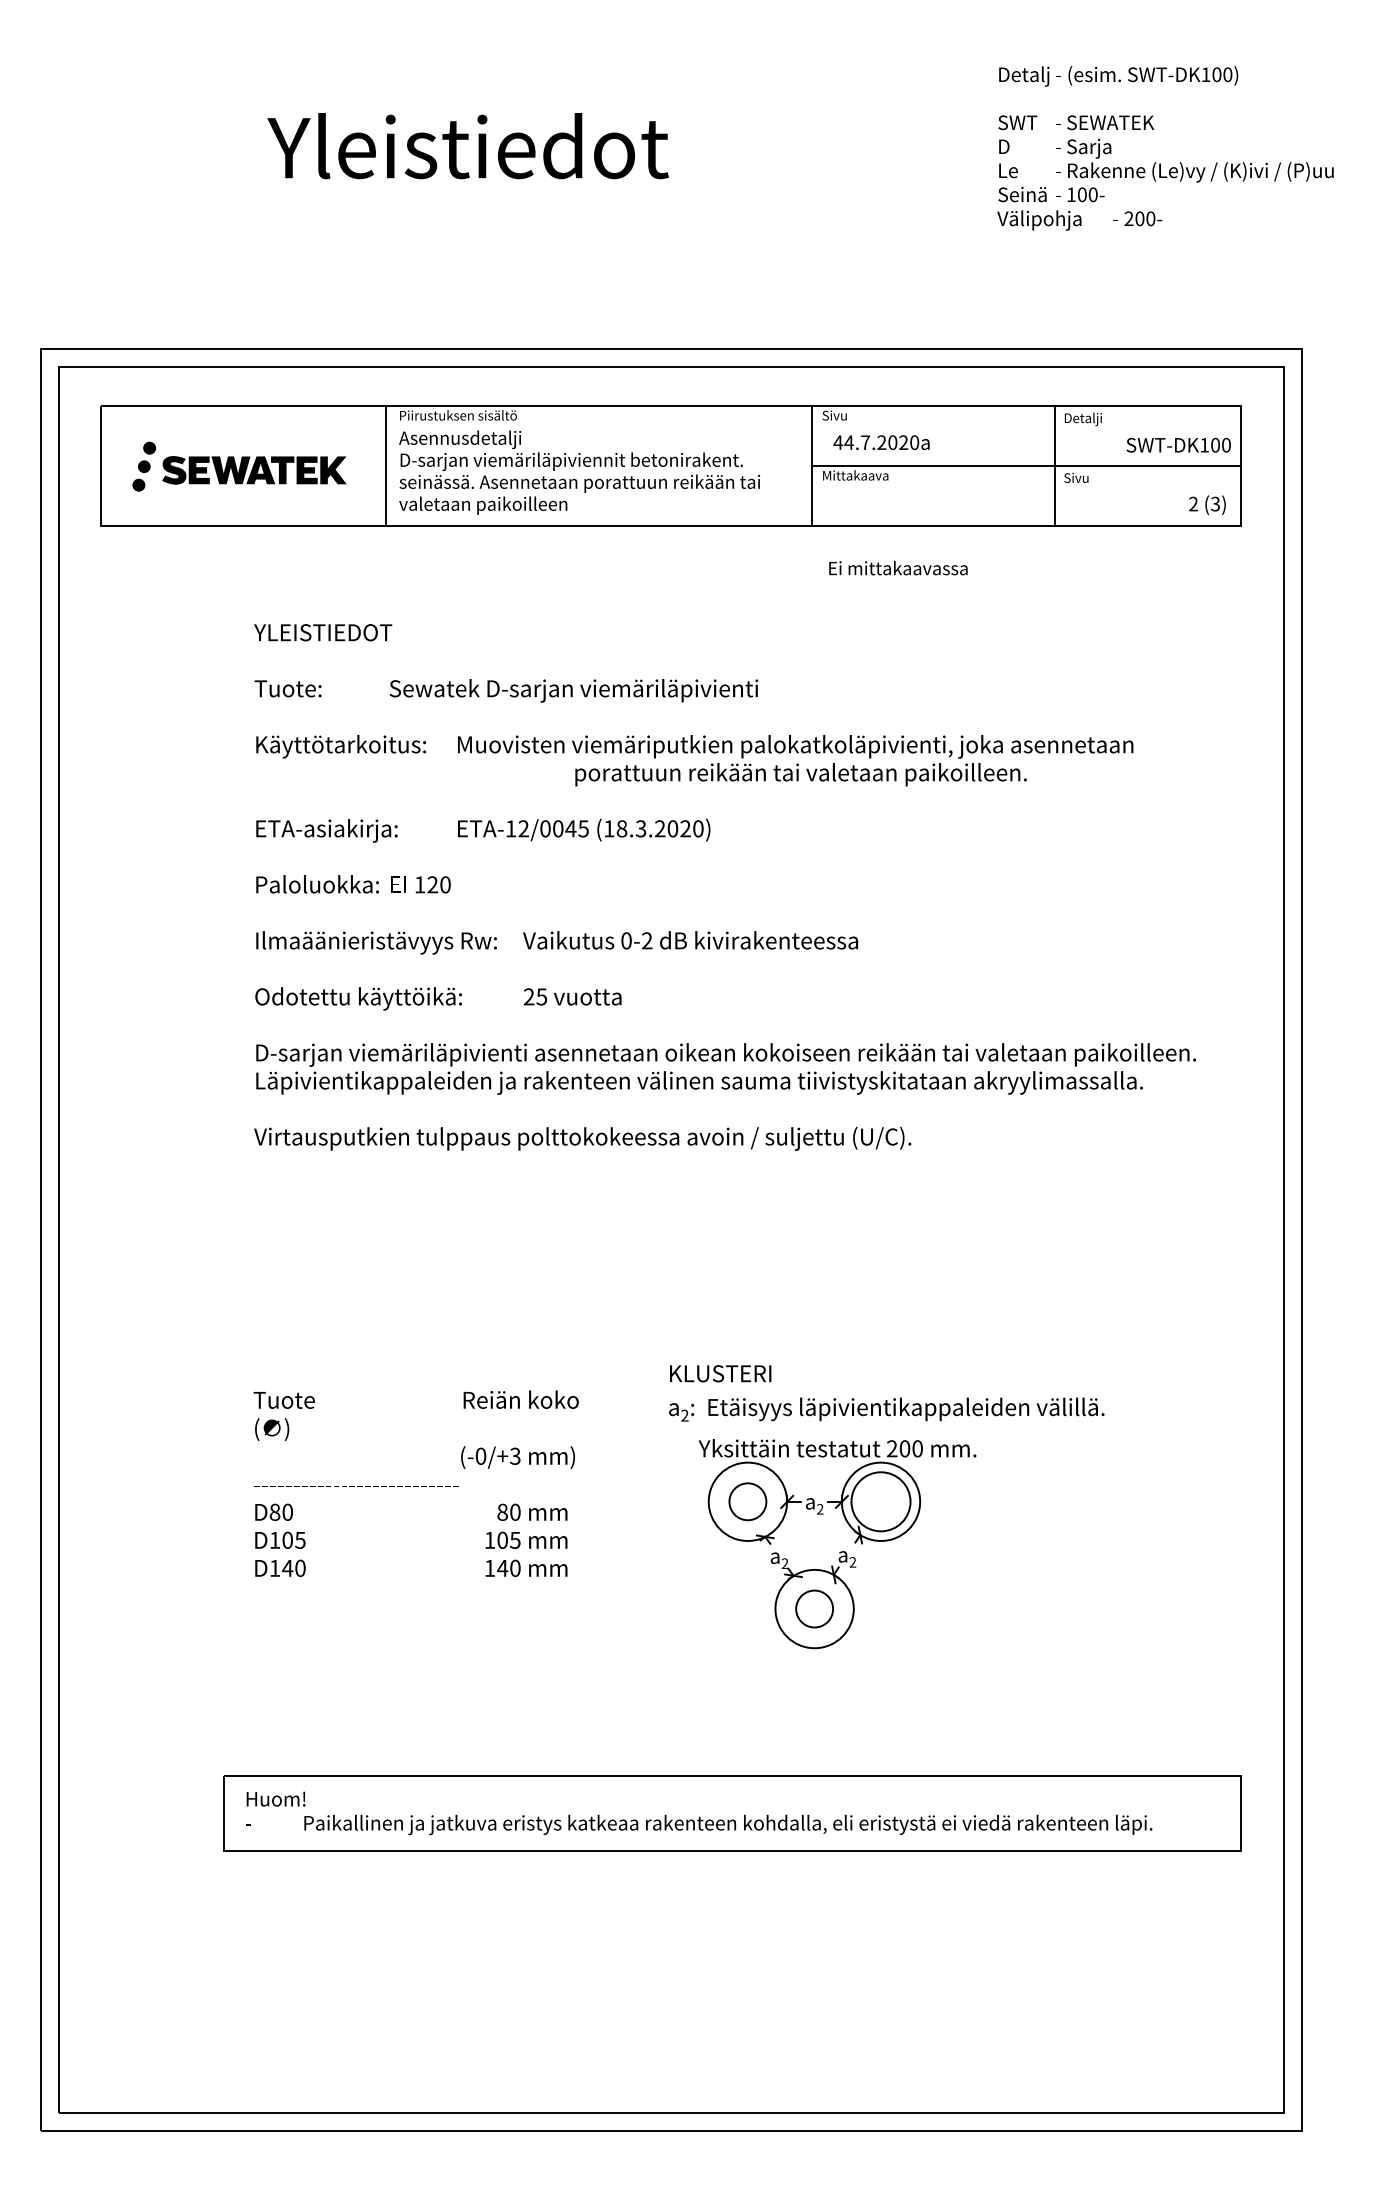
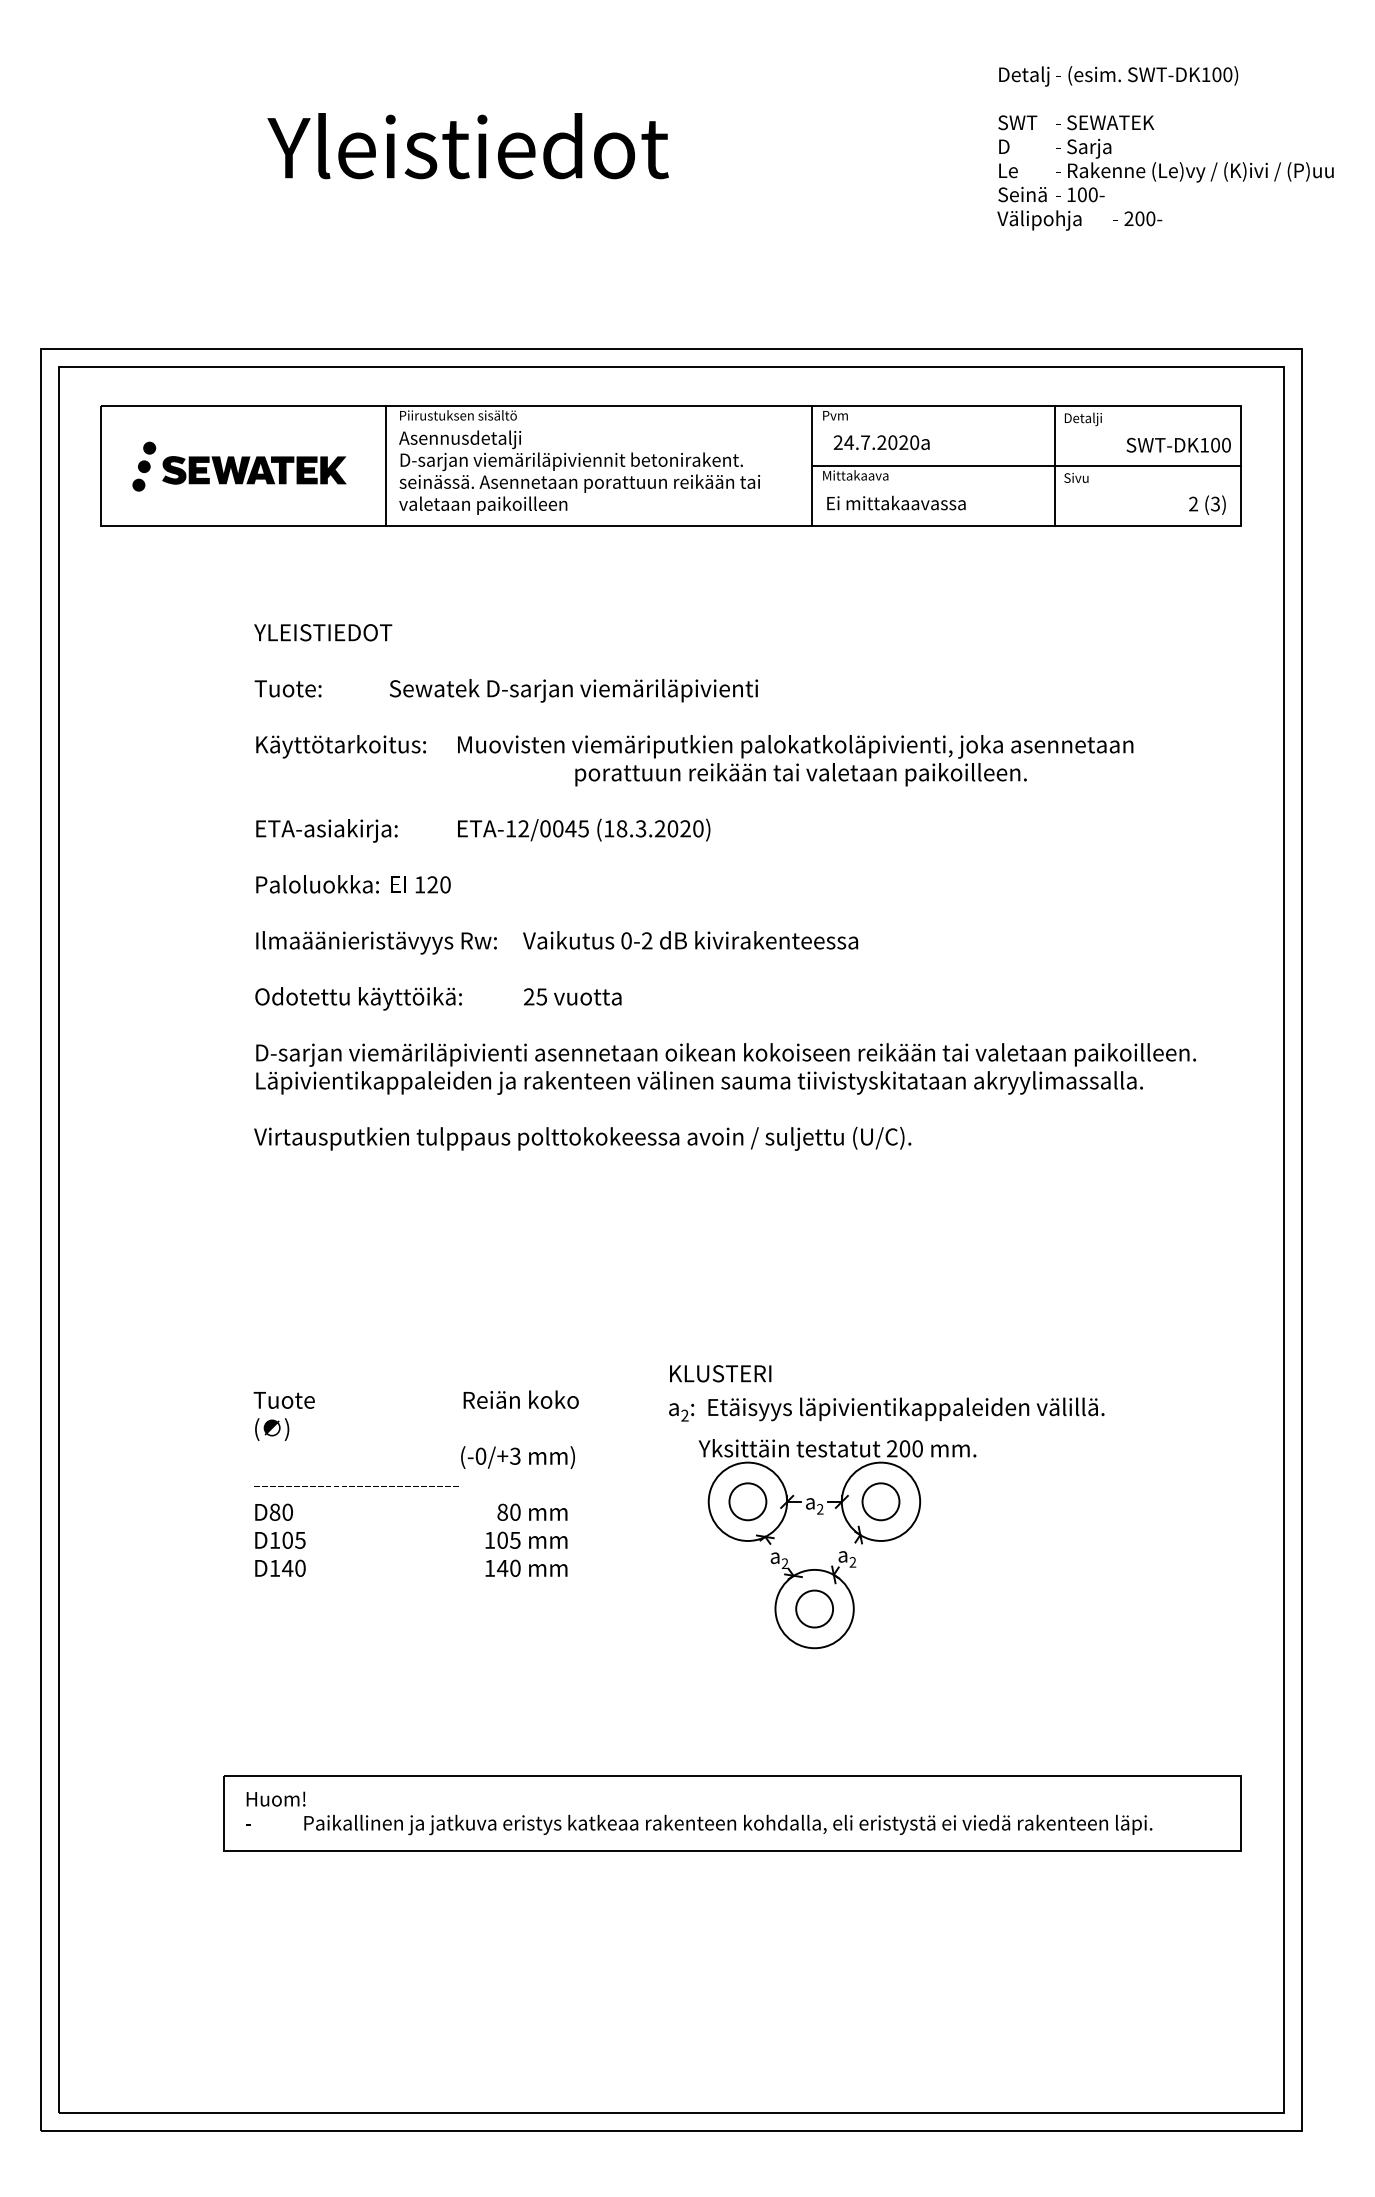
text: Sivu -> Pvm (834, 415)
text: 44.7.2020a -> 24.7.2020a (838, 442)
text position: (898, 567) -> (896, 502) (896, 502)
circle diameter: 59 px -> 37 px (880, 1501)
